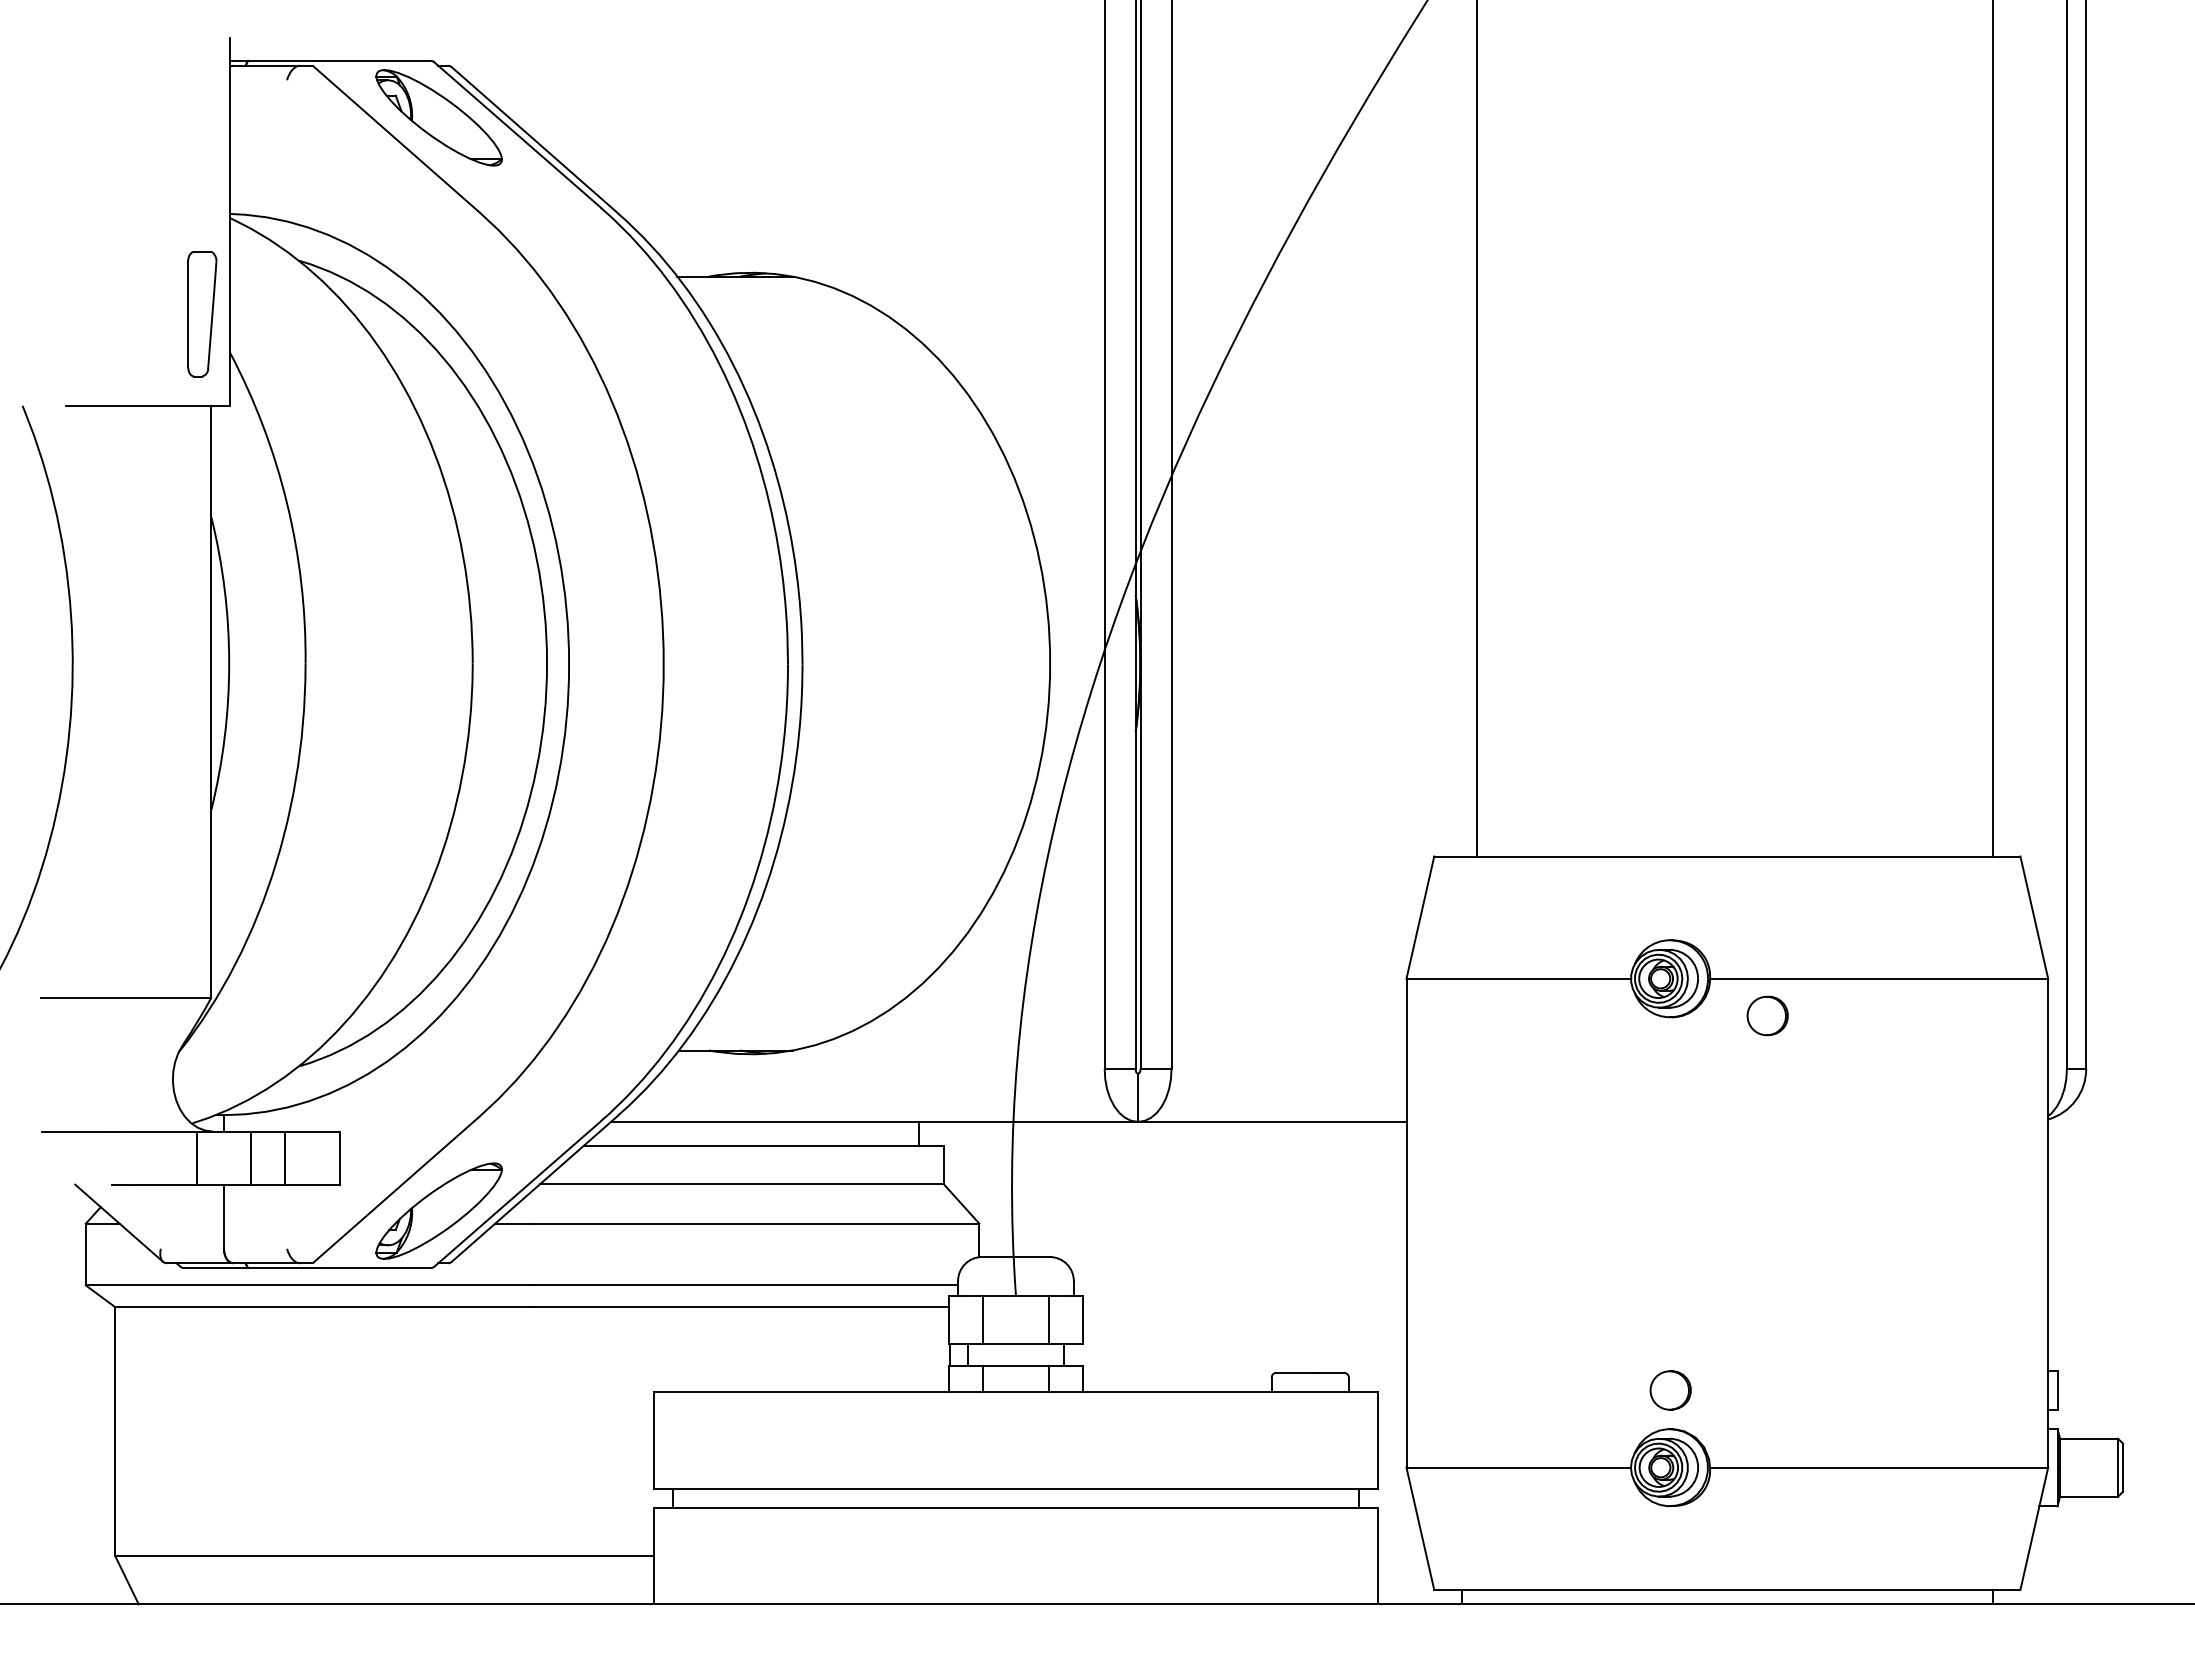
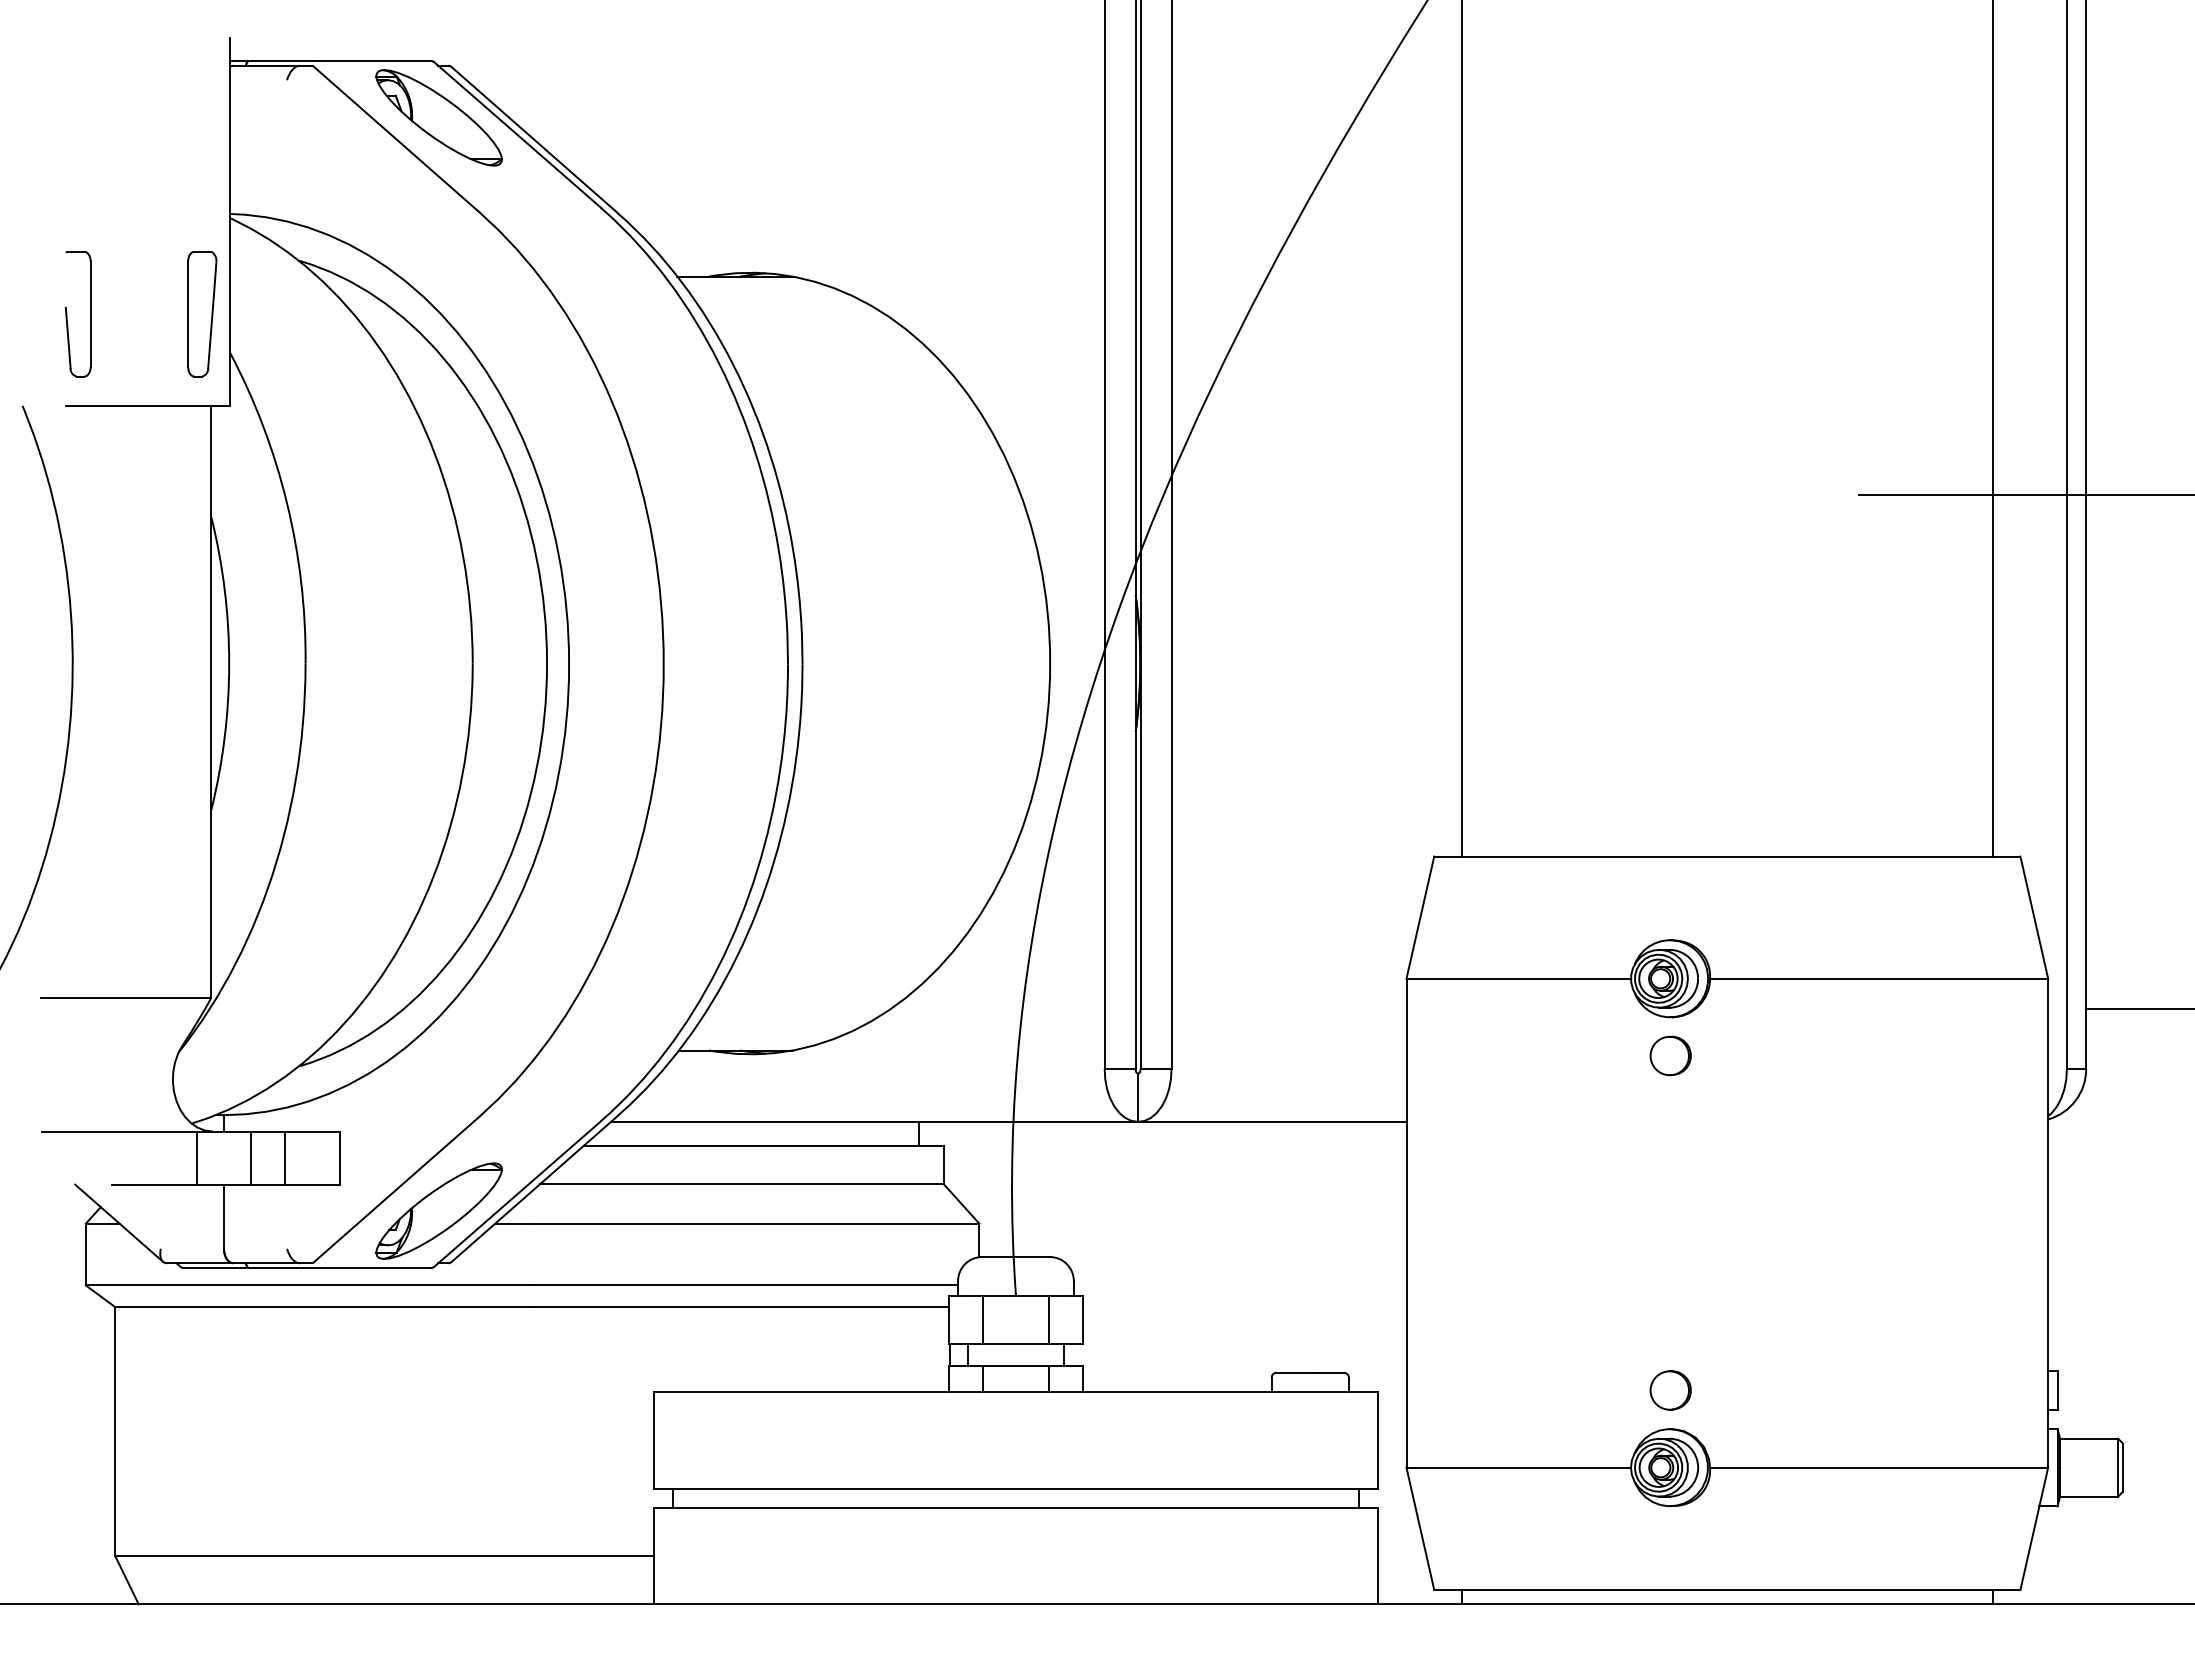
part: none -> present (67, 314)
line position: (1476, 429) -> (1461, 429) (1461, 429)
line: none -> present (2024, 494)
line: none -> present (2138, 1008)
part position: (1767, 1015) -> (1670, 1055) (1670, 1055)
